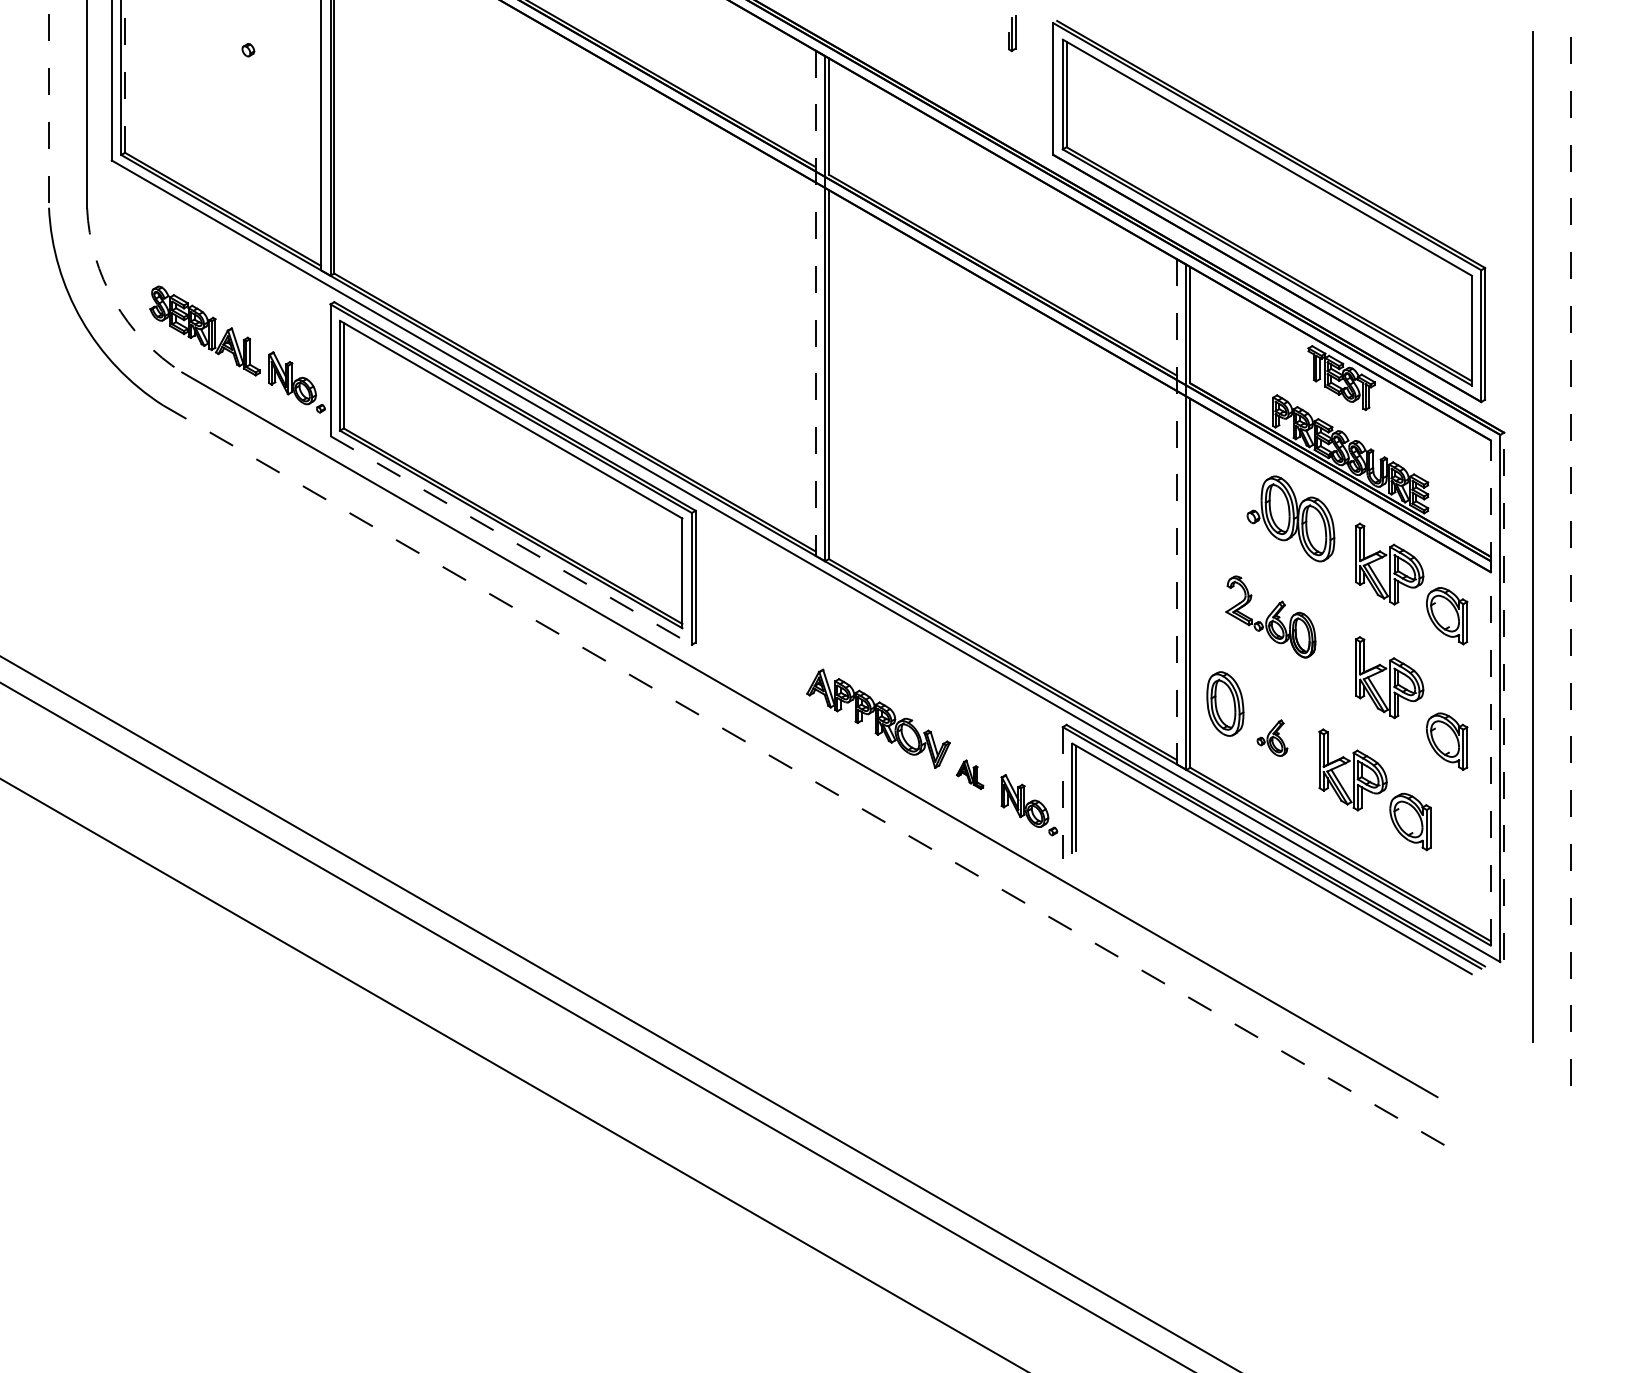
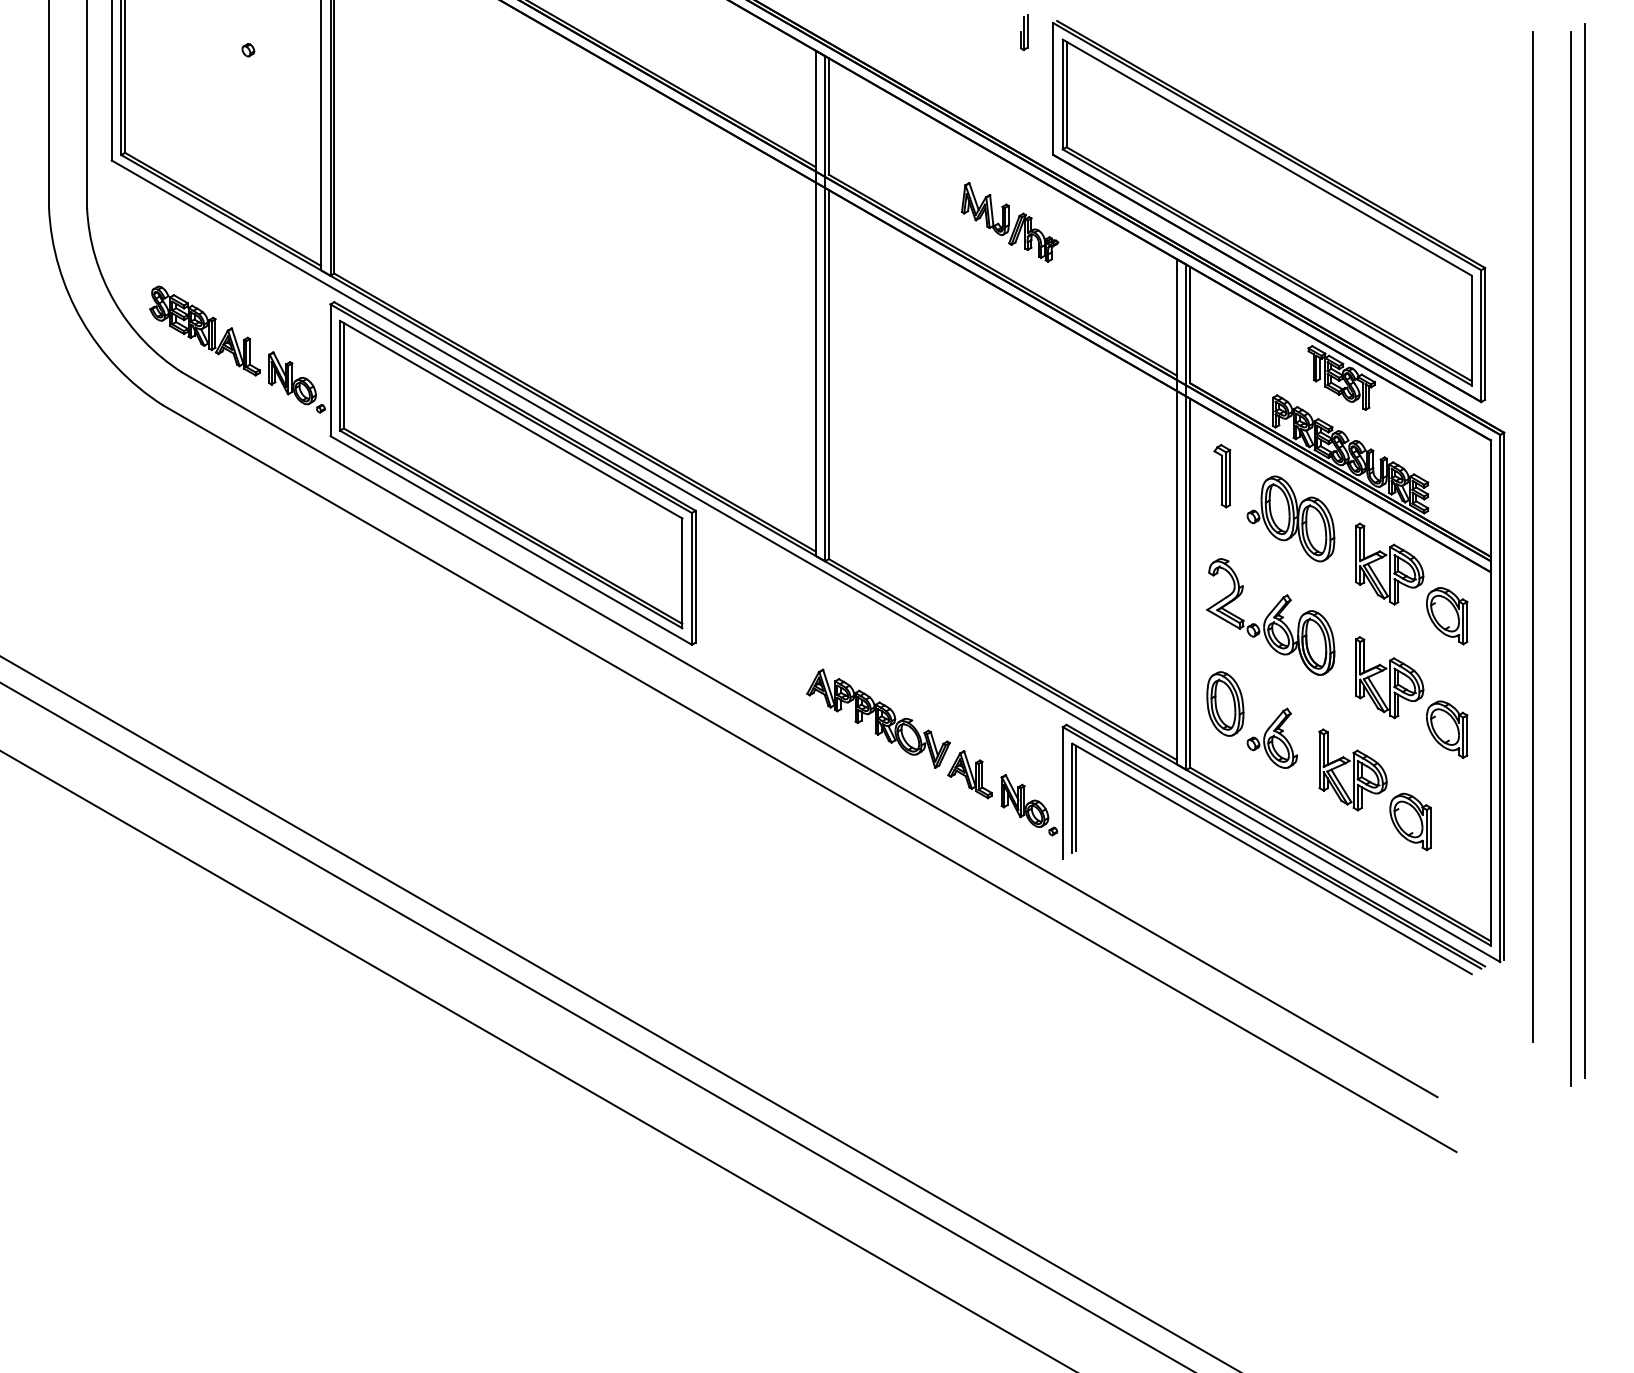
part position: (1012, 33) -> (1024, 32) (1024, 32)
line: dashed -> solid (125, 76)
line: dashed -> solid (49, 104)
part: none -> present (1010, 222)
arc: dashed -> solid (114, 301)
line: dashed -> solid (815, 303)
part: none -> present (1222, 476)
line: dashed -> solid (1176, 511)
line: dashed -> solid (511, 540)
line: none -> present (1584, 550)
line: dashed -> solid (1570, 558)
part size: 92x84 px -> 130x118 px (1270, 616)
line: dashed -> solid (1490, 693)
line: dashed -> solid (1504, 696)
part size: 33x38 px -> 53x62 px (1272, 737)
part position: (1447, 741) -> (1447, 729) (1447, 729)
part size: 30x31 px -> 46x50 px (969, 774)
line: dashed -> solid (809, 778)
line: dashed -> solid (1062, 793)
line position: (513, 1074) -> (537, 1060) (537, 1060)
